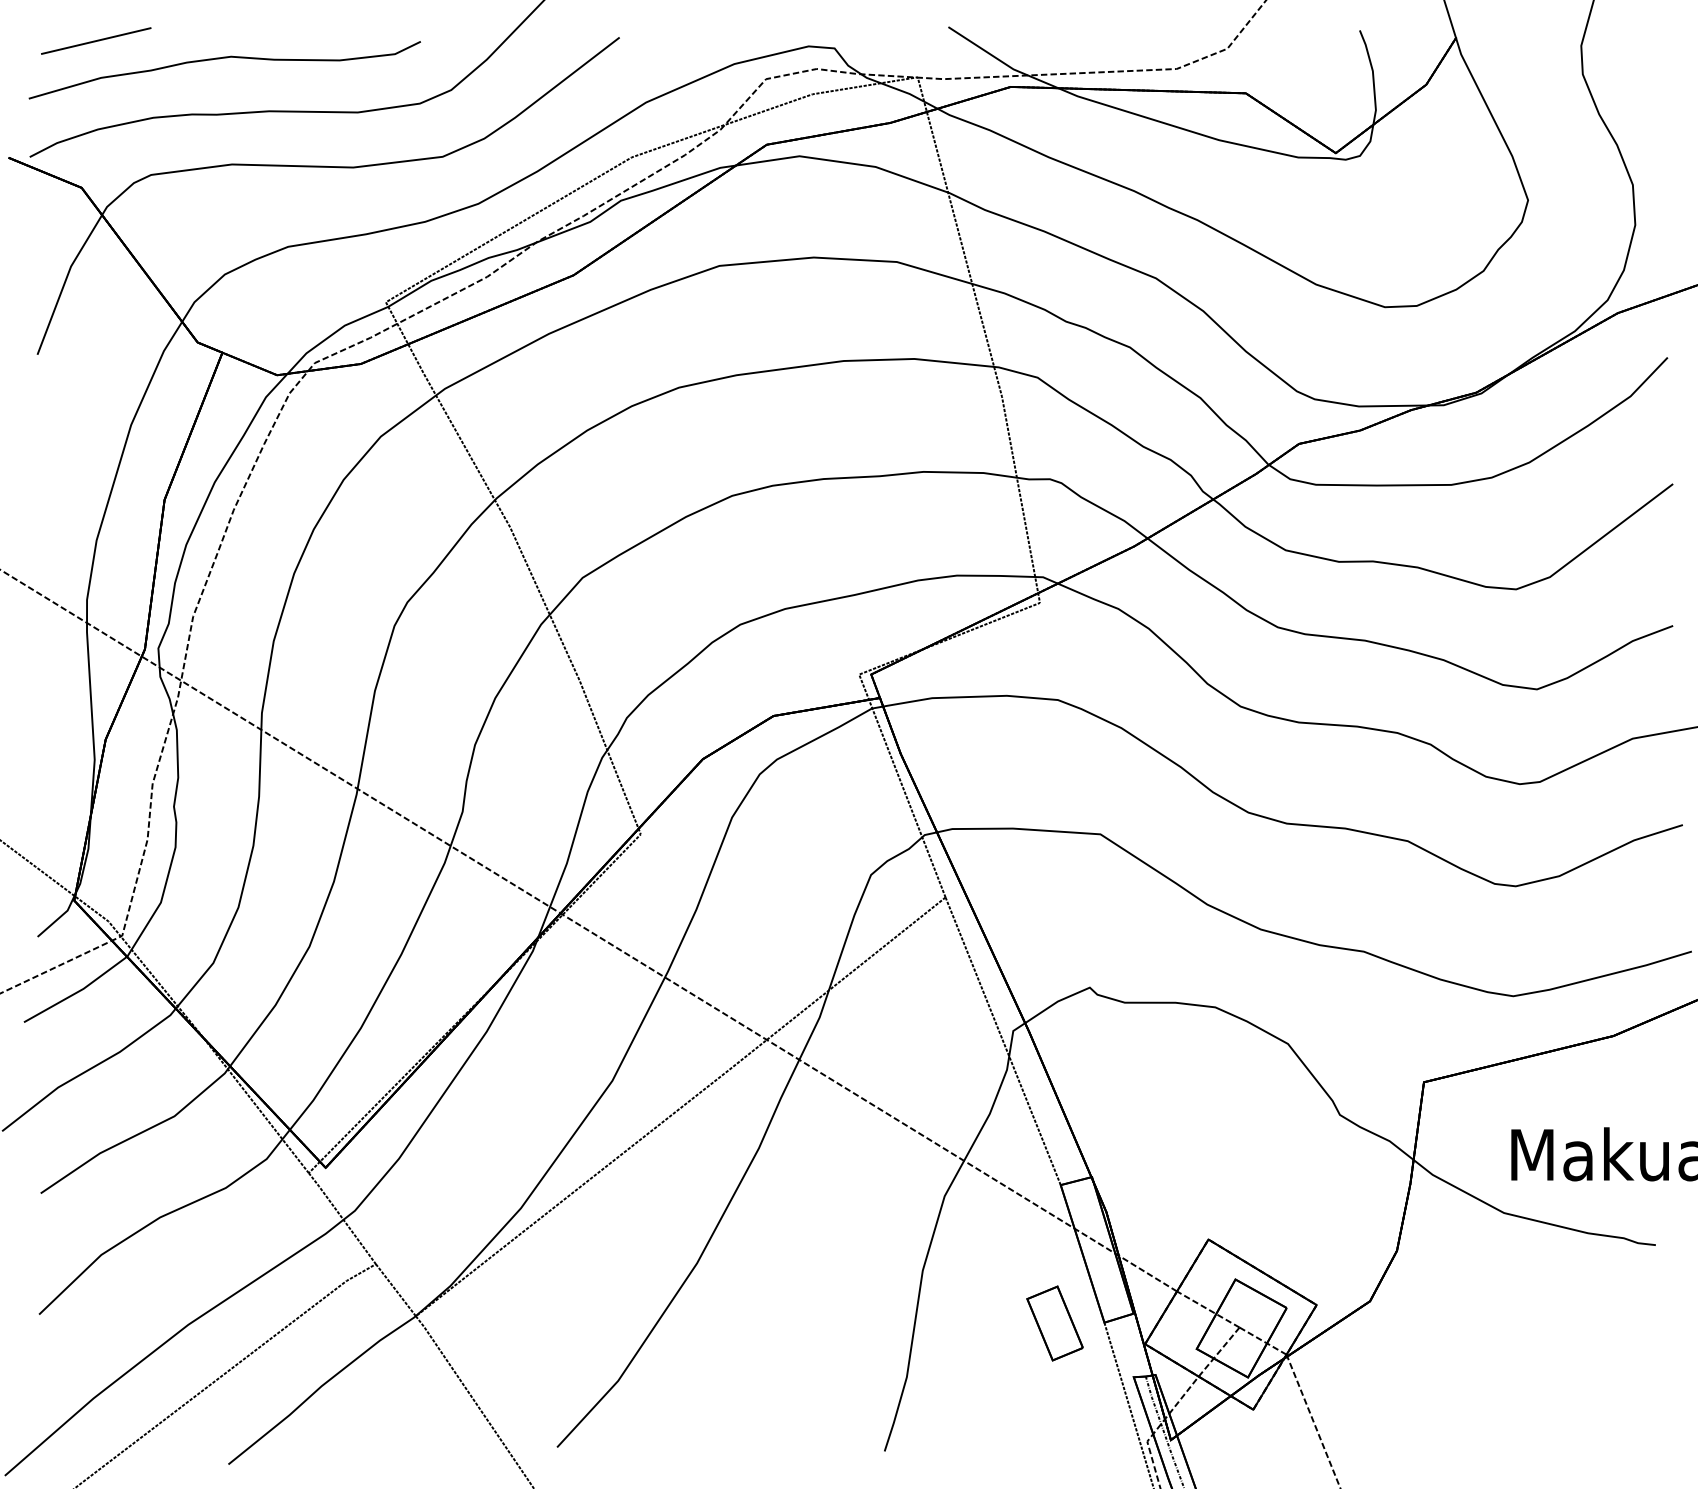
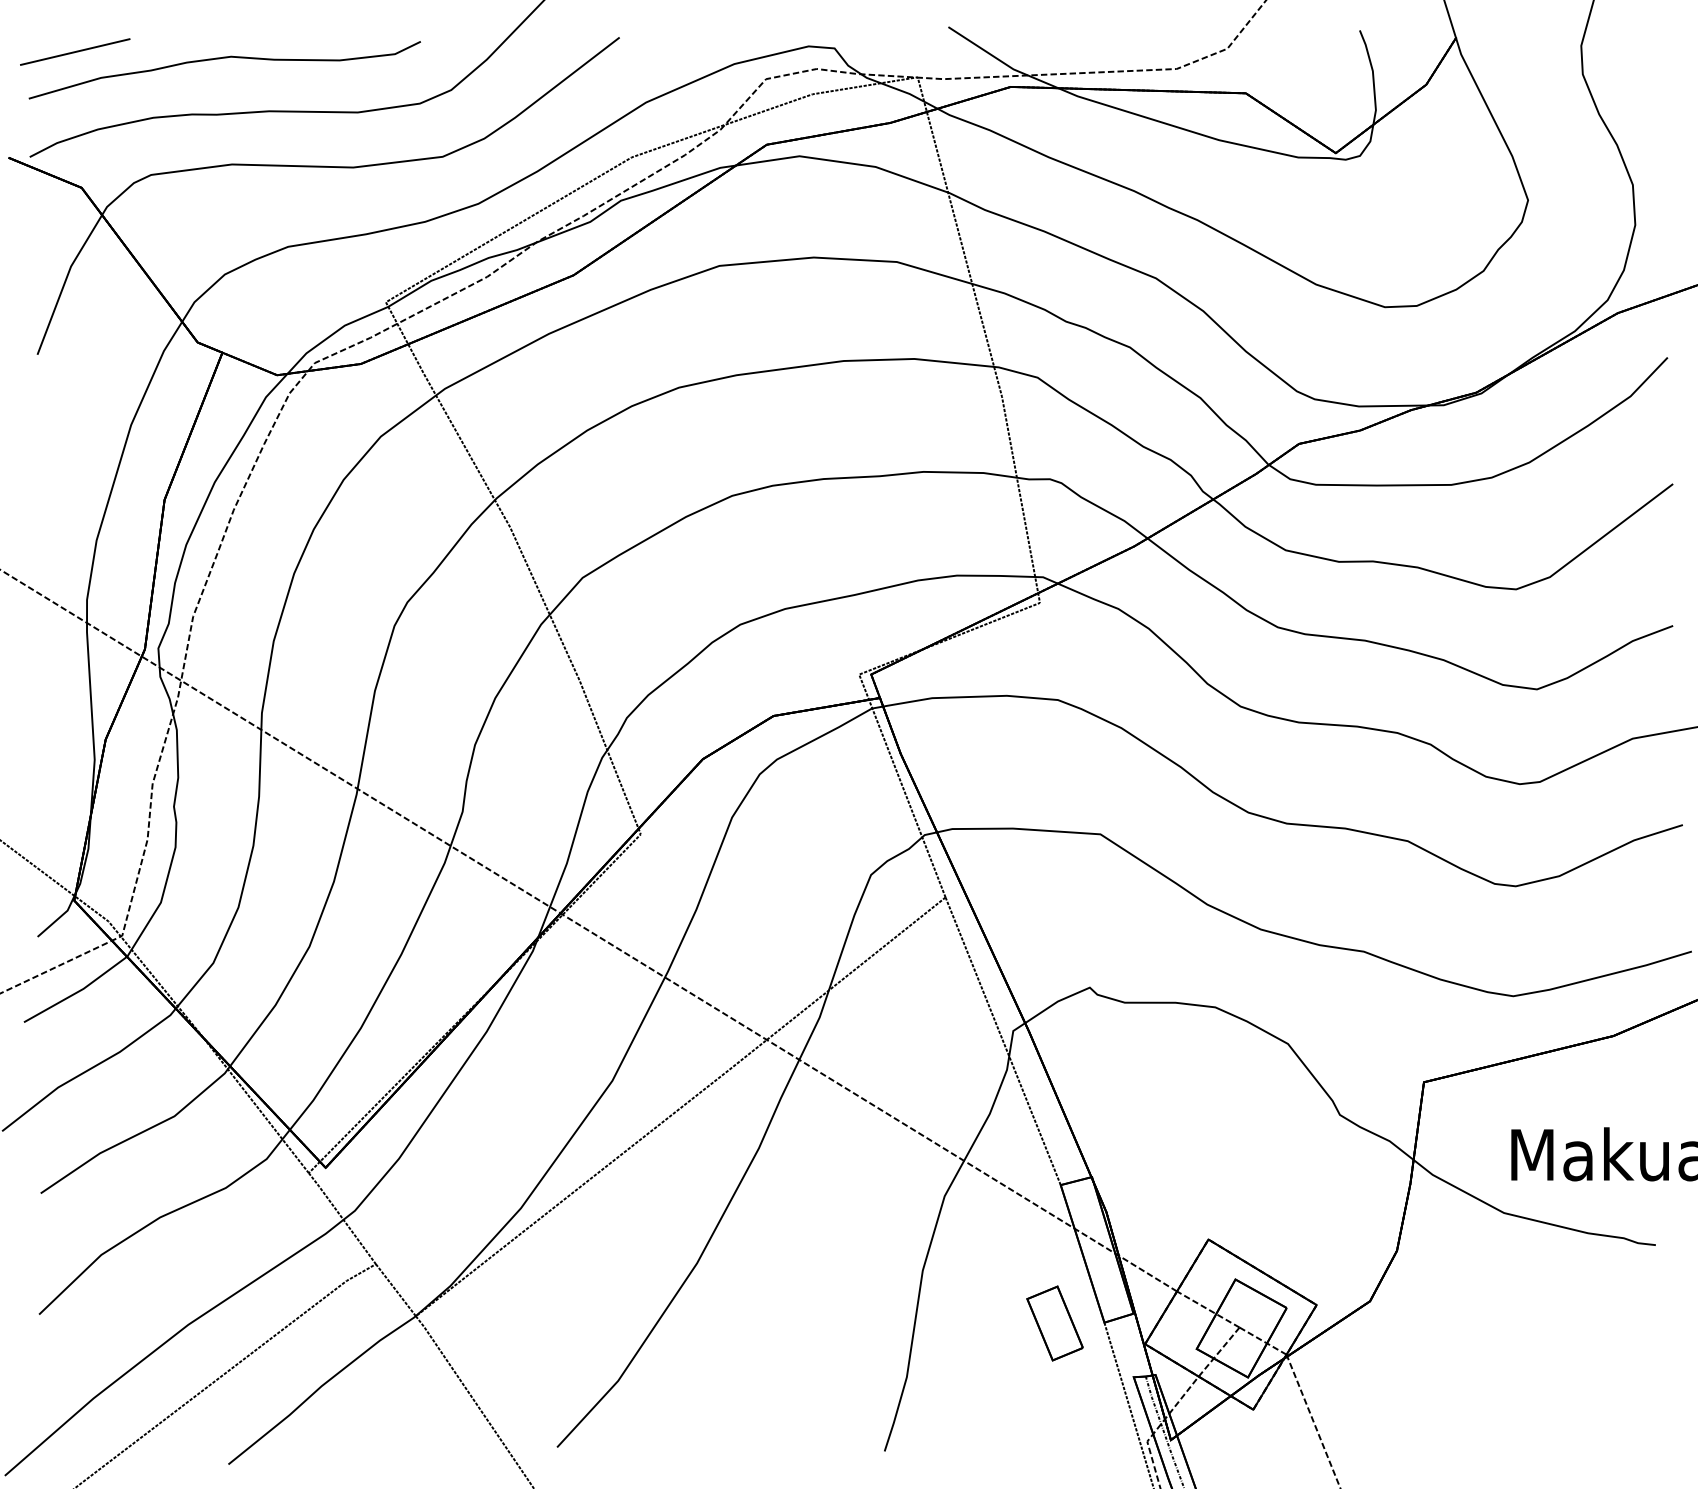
line position: (96, 40) -> (75, 51) (75, 51)
